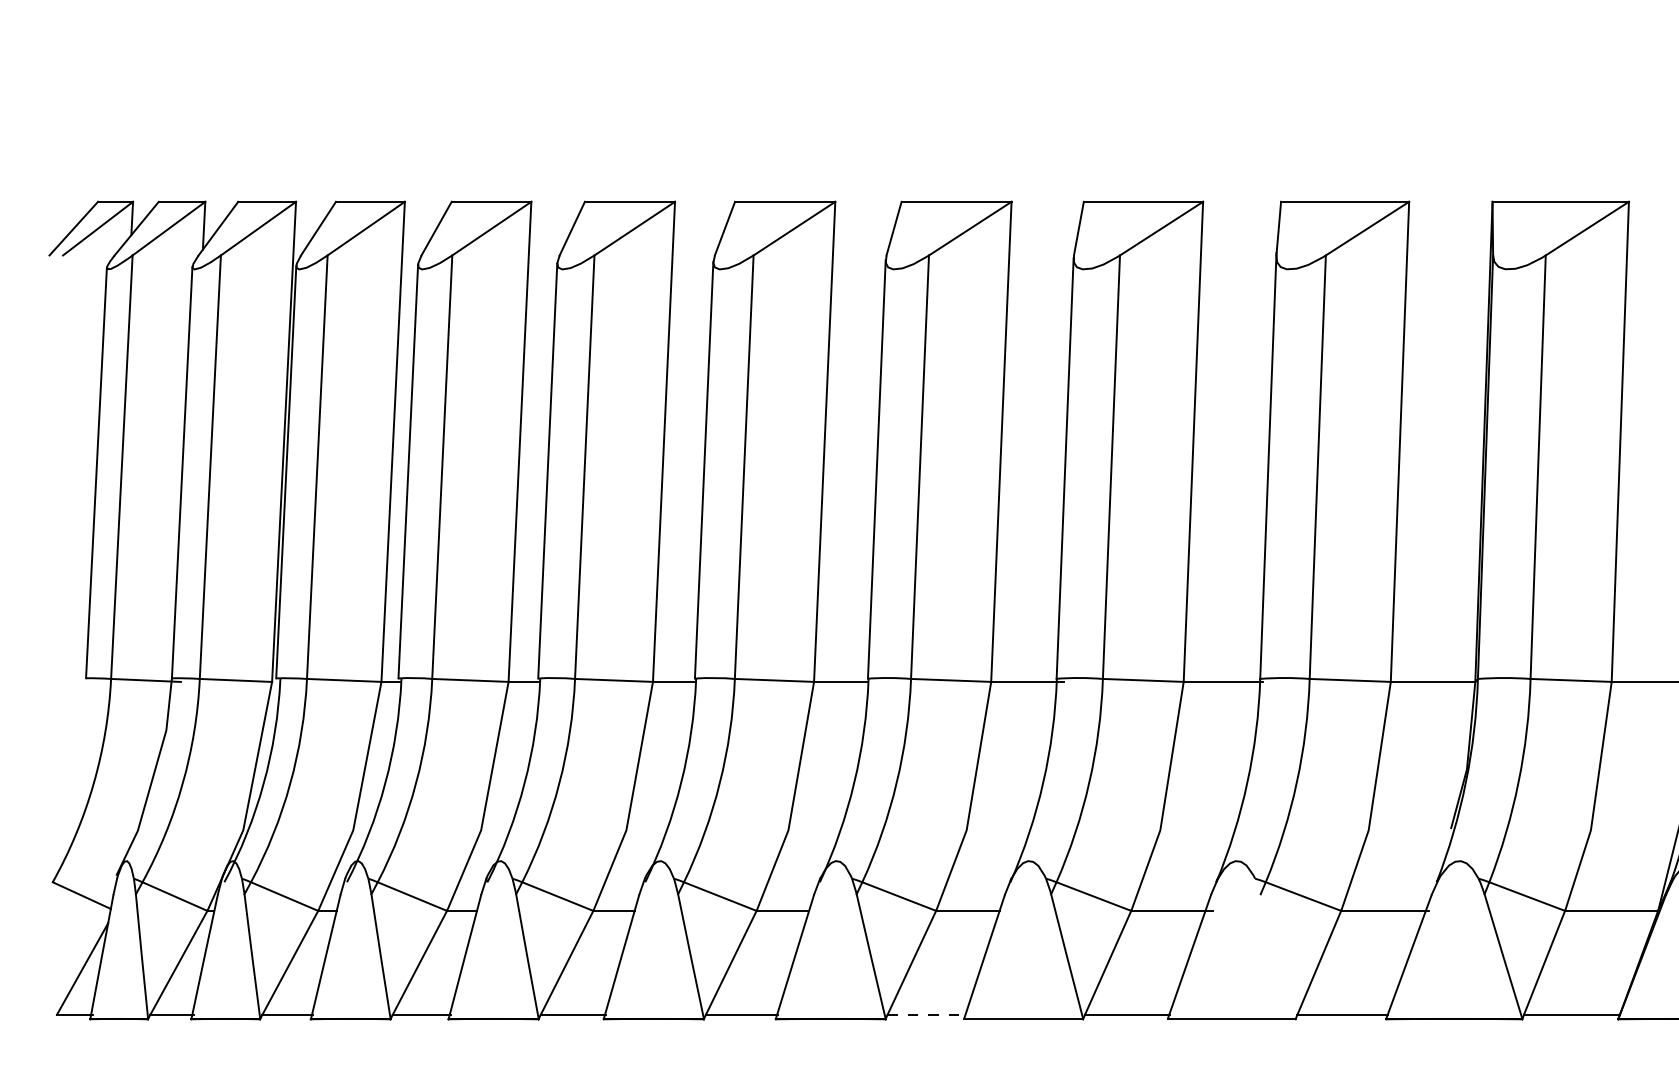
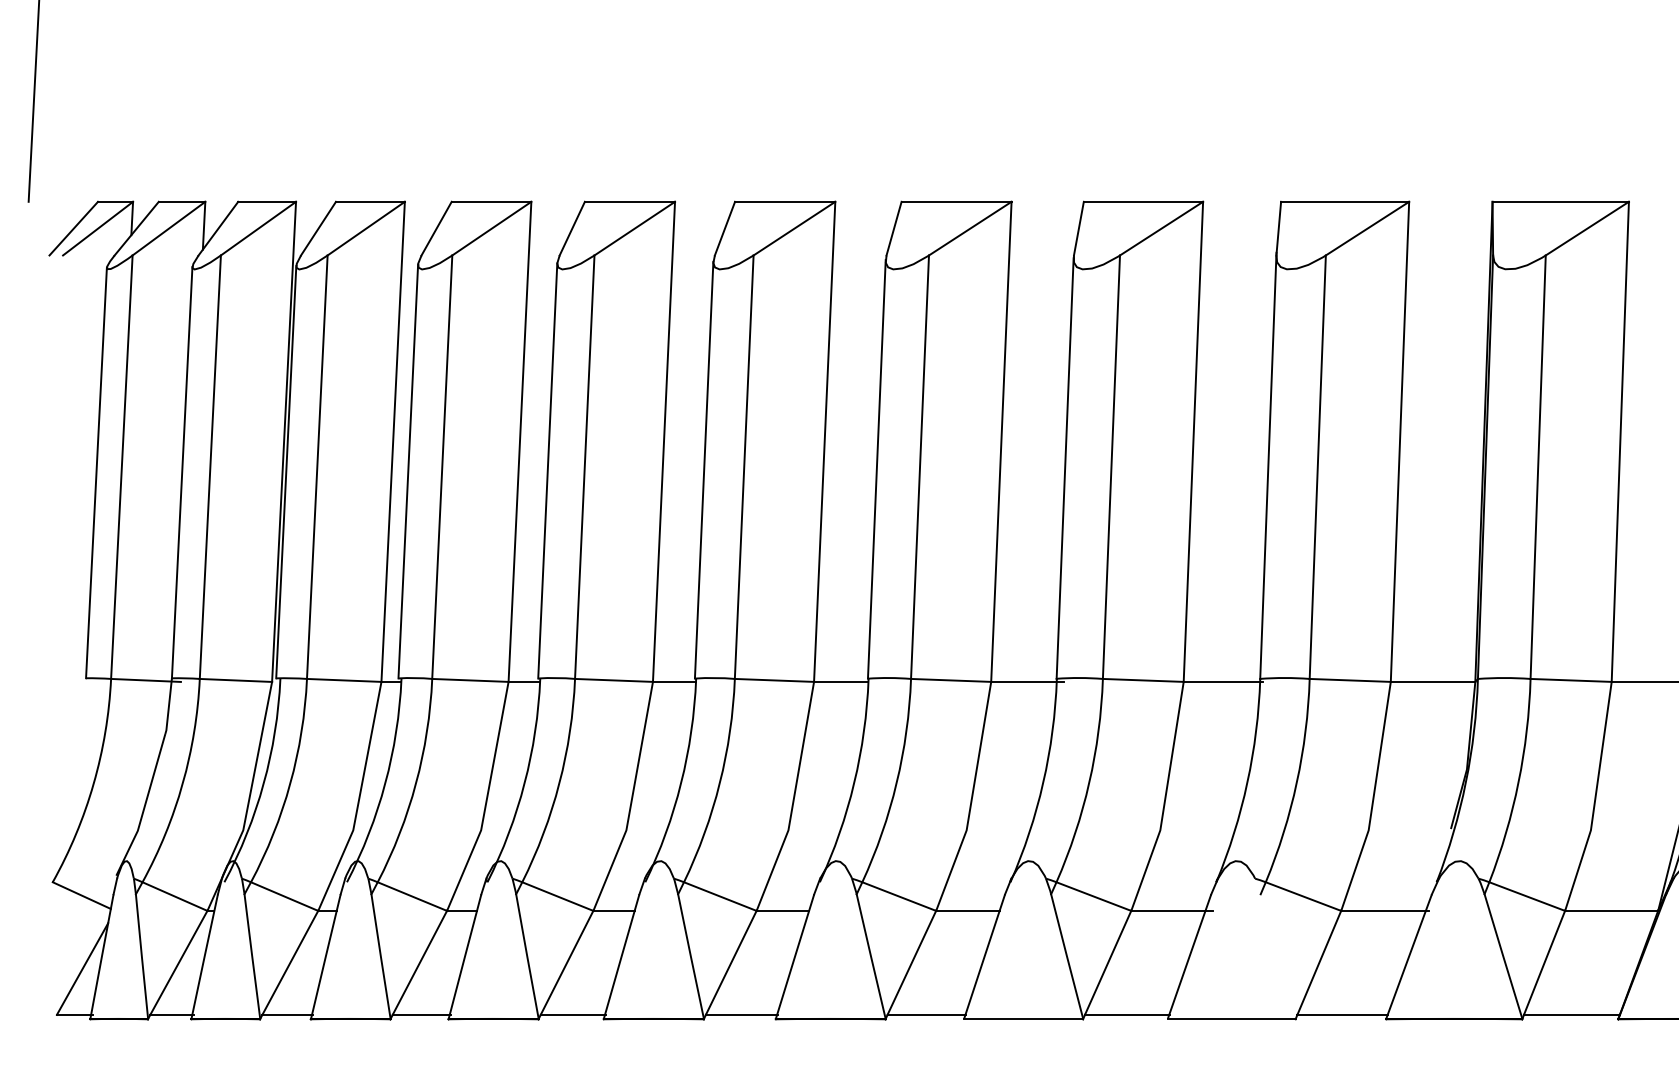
line: none -> present (33, 101)
line: dashed -> solid (927, 1014)
